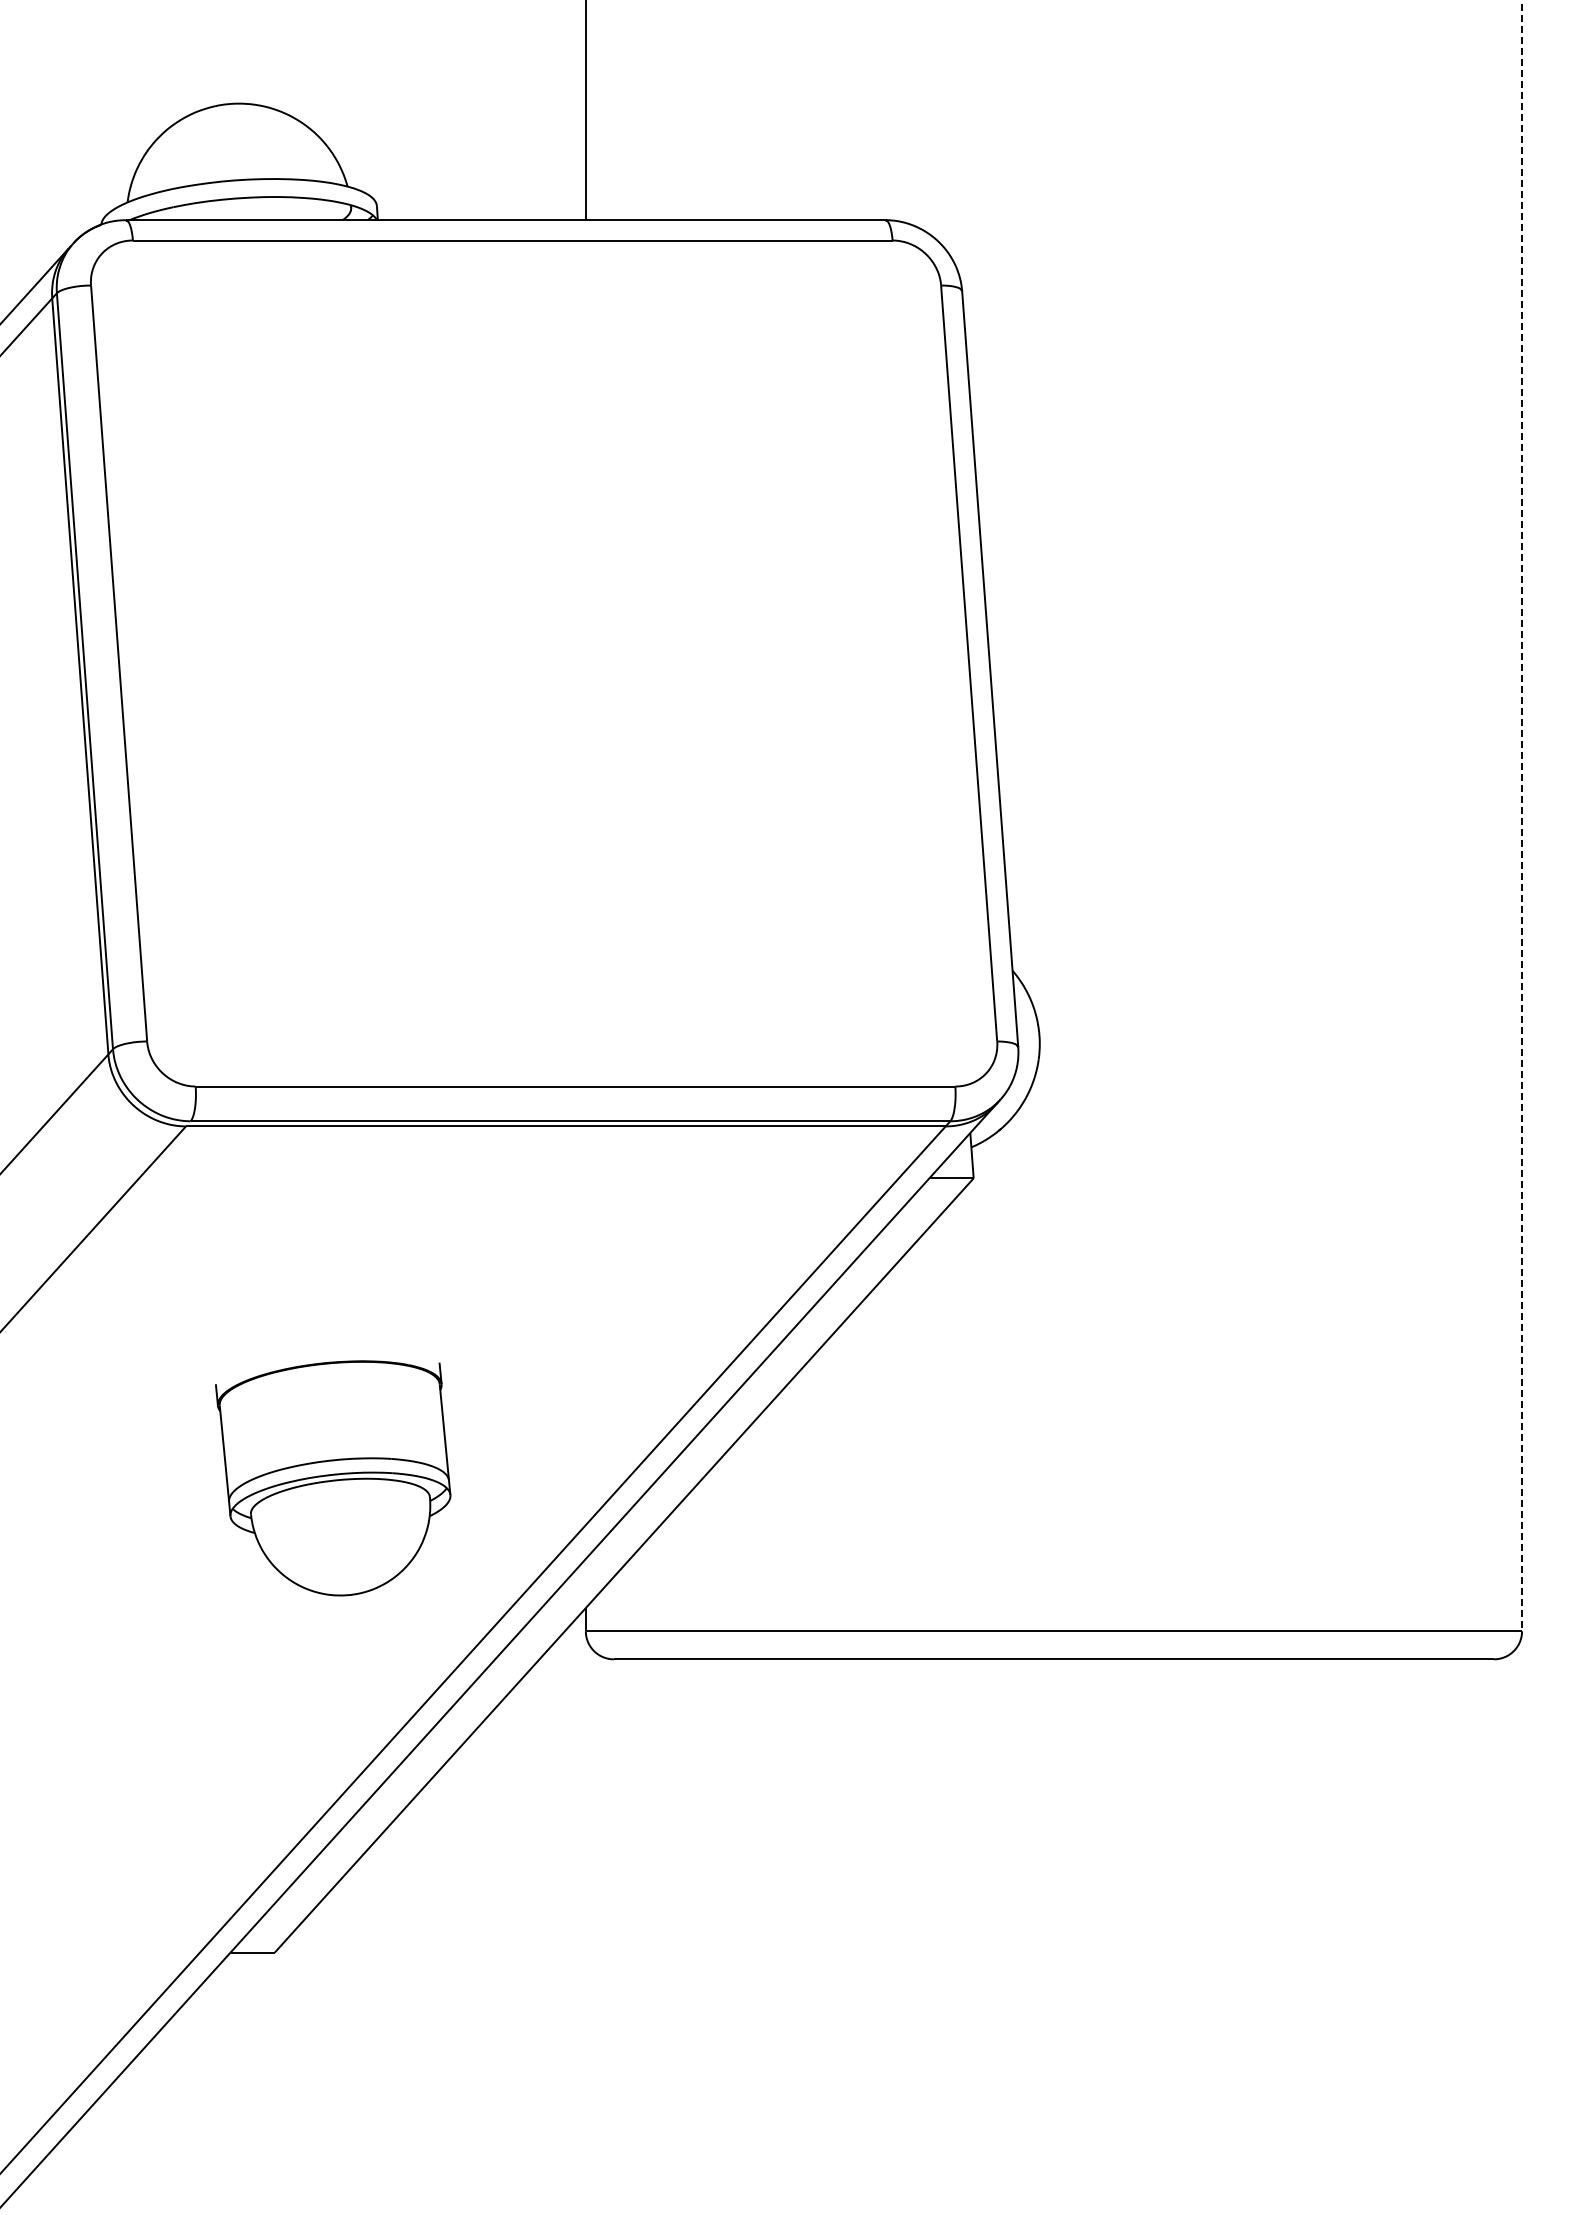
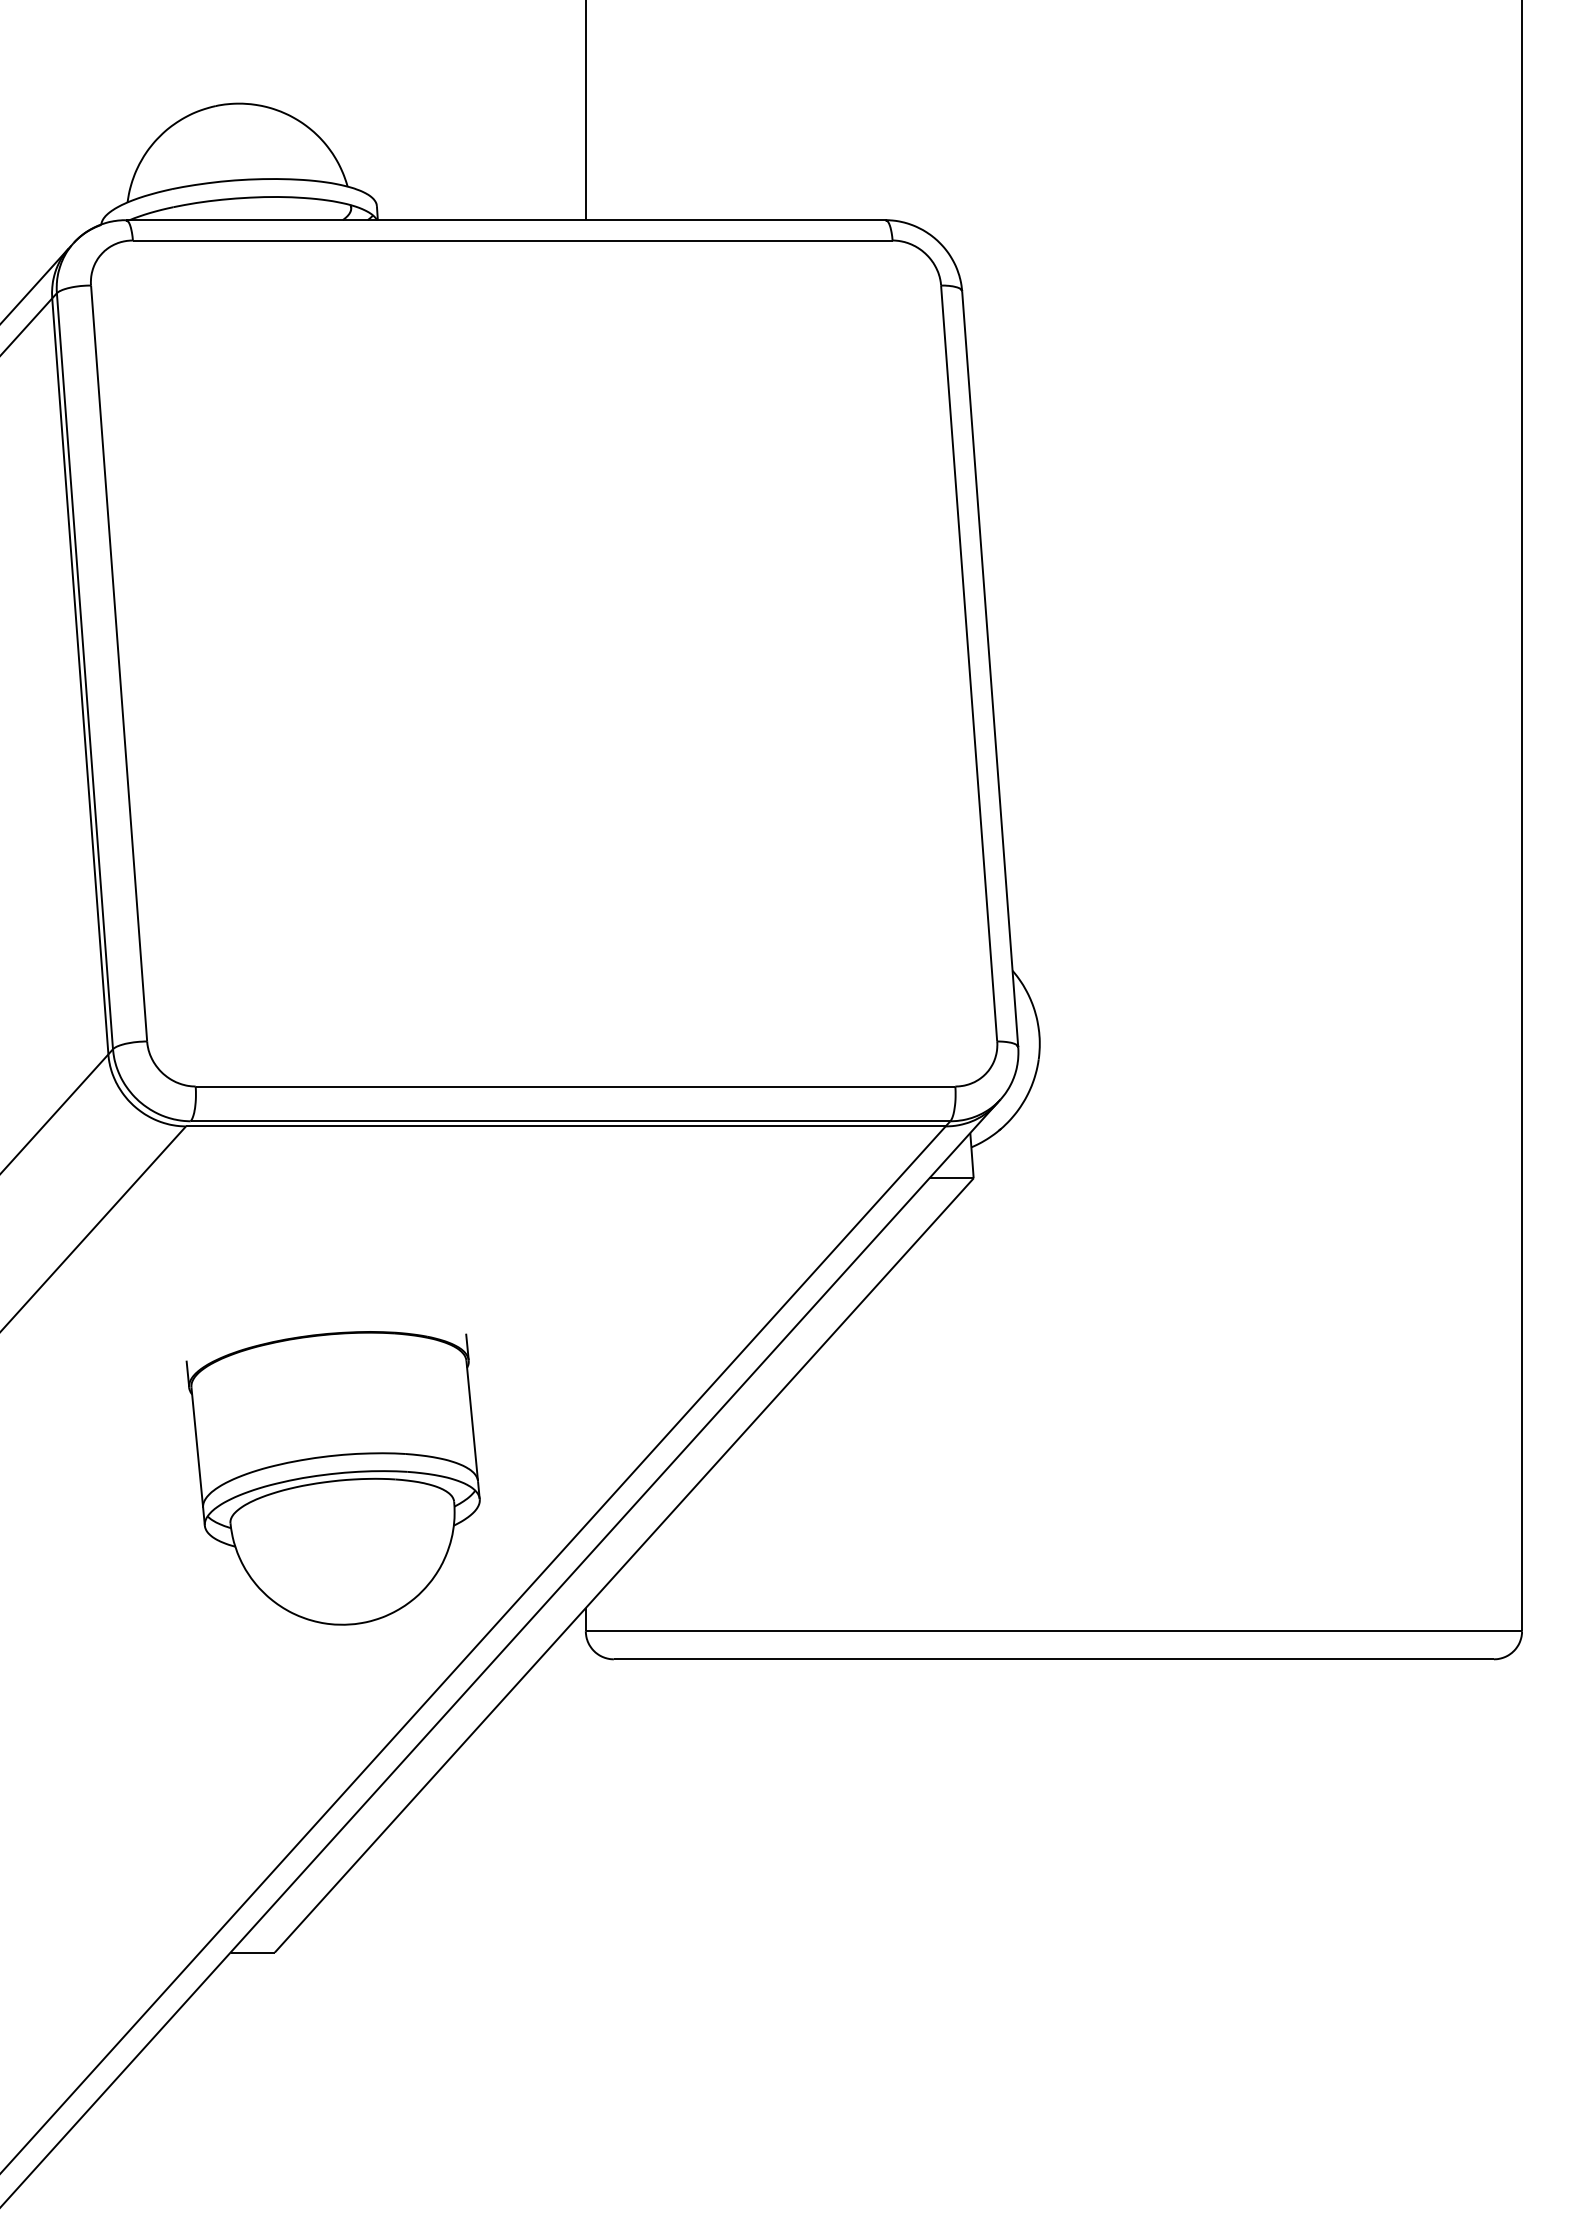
line: dashed -> solid (1522, 816)
part size: 237x237 px -> 296x295 px (332, 1478)
